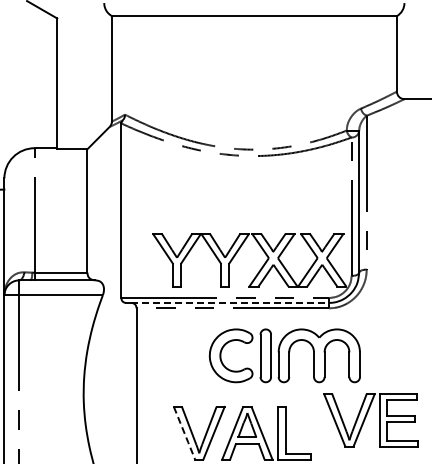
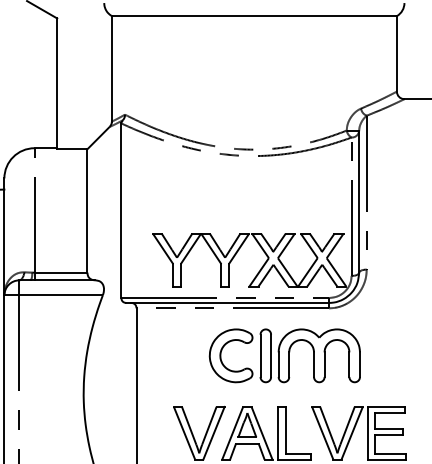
line: dashed -> solid (230, 302)
part position: (370, 420) -> (358, 433) (358, 433)
line: dashed -> solid (184, 433)
